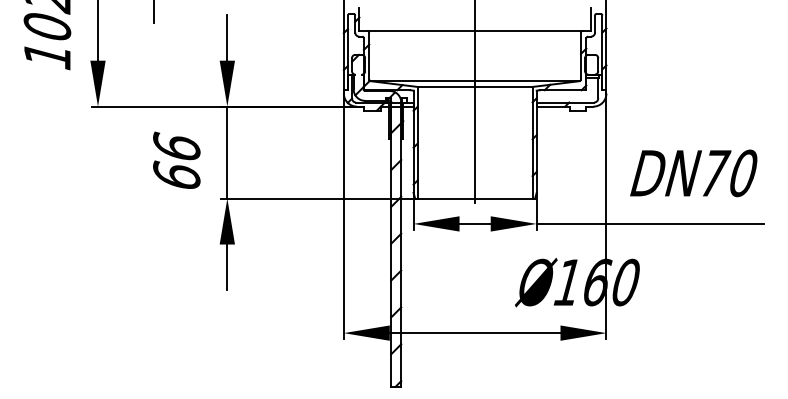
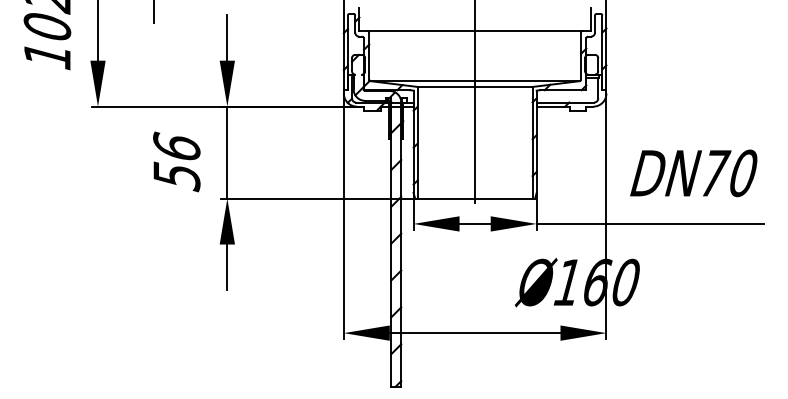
text: 66 -> 56 (176, 176)
